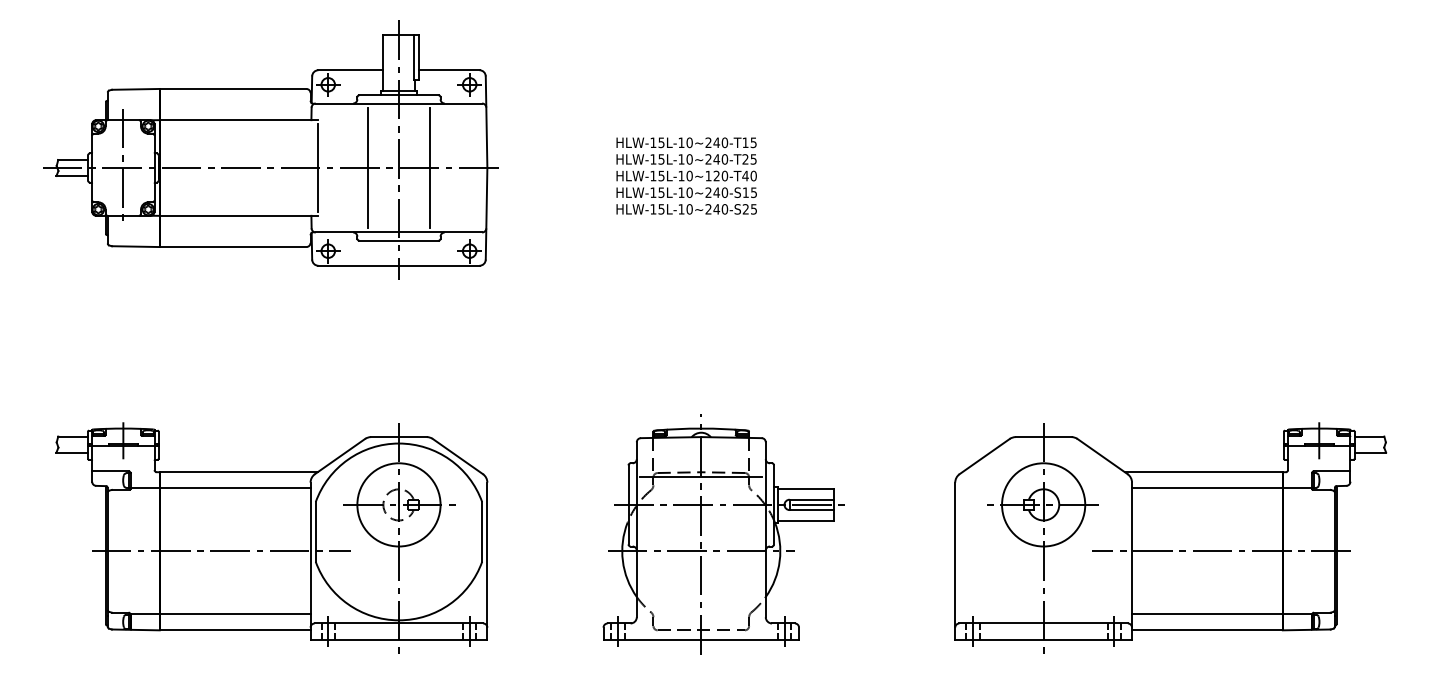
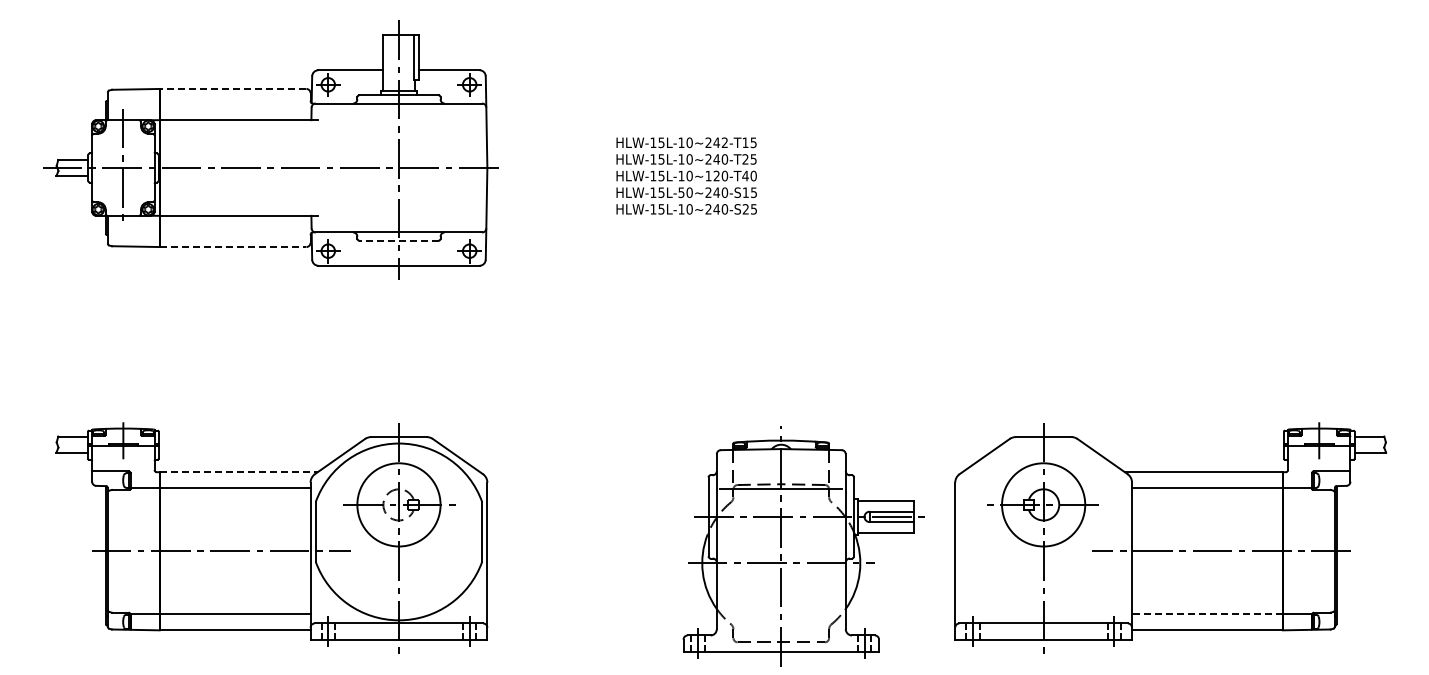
line: solid -> dashed (232, 88)
text: HLW-15L-10~240-T15 -> HLW-15L-10~242-T15 (724, 142)
line: present -> none (317, 167)
line: present -> none (367, 167)
line: present -> none (430, 167)
text: HLW-15L-10~240-S15 -> HLW-15L-50~240-S15 (681, 192)
line: solid -> dashed (398, 240)
line: solid -> dashed (233, 247)
line: solid -> dashed (238, 472)
part position: (723, 534) -> (803, 546) (803, 546)
line: solid -> dashed (1206, 614)
